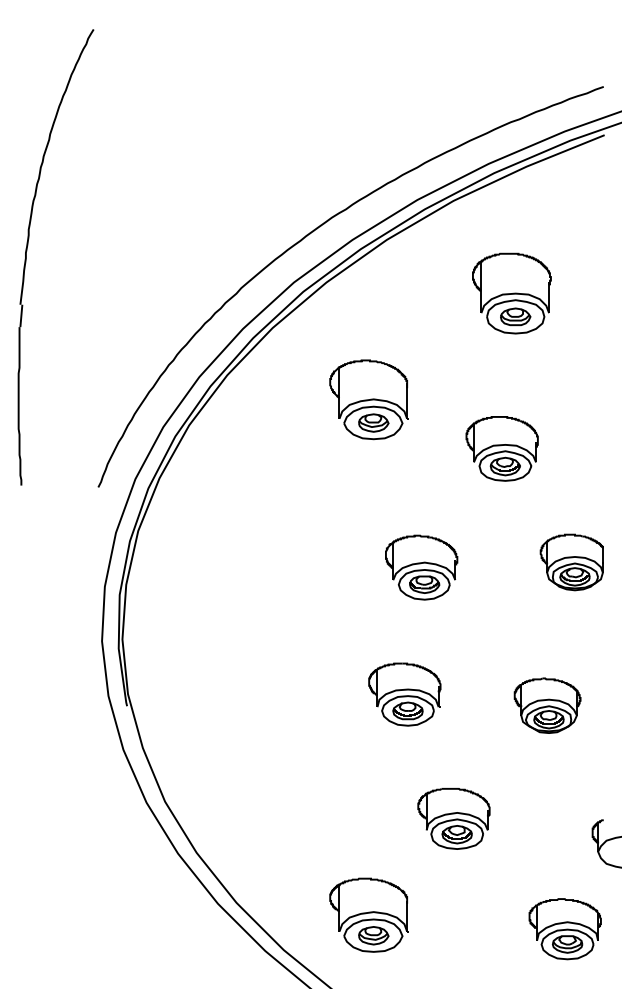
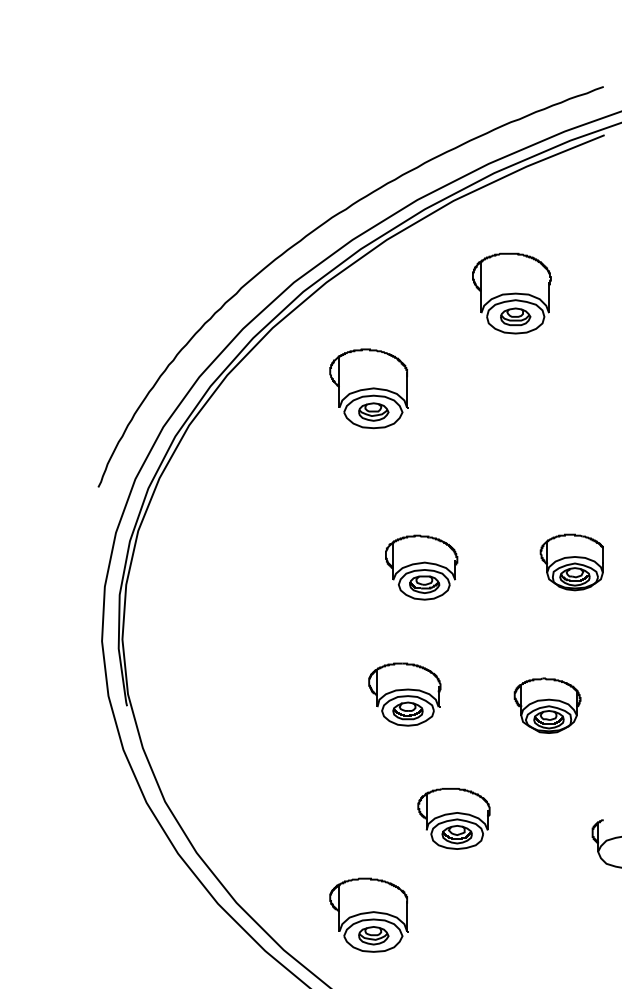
part: present -> none (27, 251)
part position: (368, 399) -> (368, 388) (368, 388)
part: present -> none (501, 448)
part: present -> none (564, 929)
